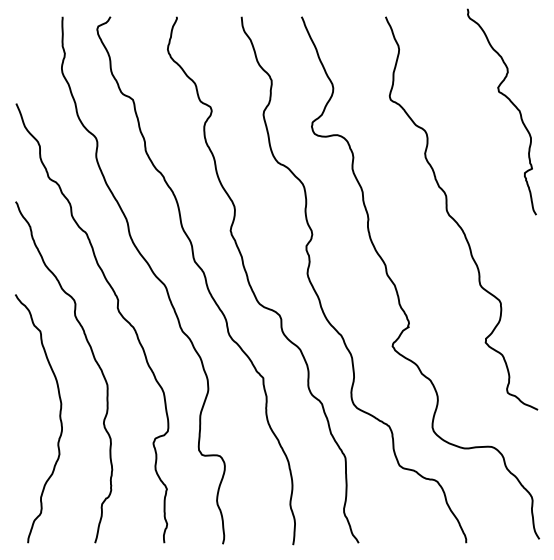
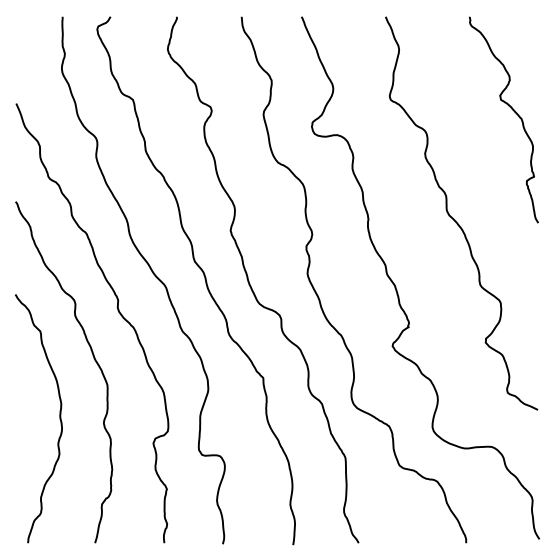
curve position: (510, 102) -> (512, 110) (512, 110)
